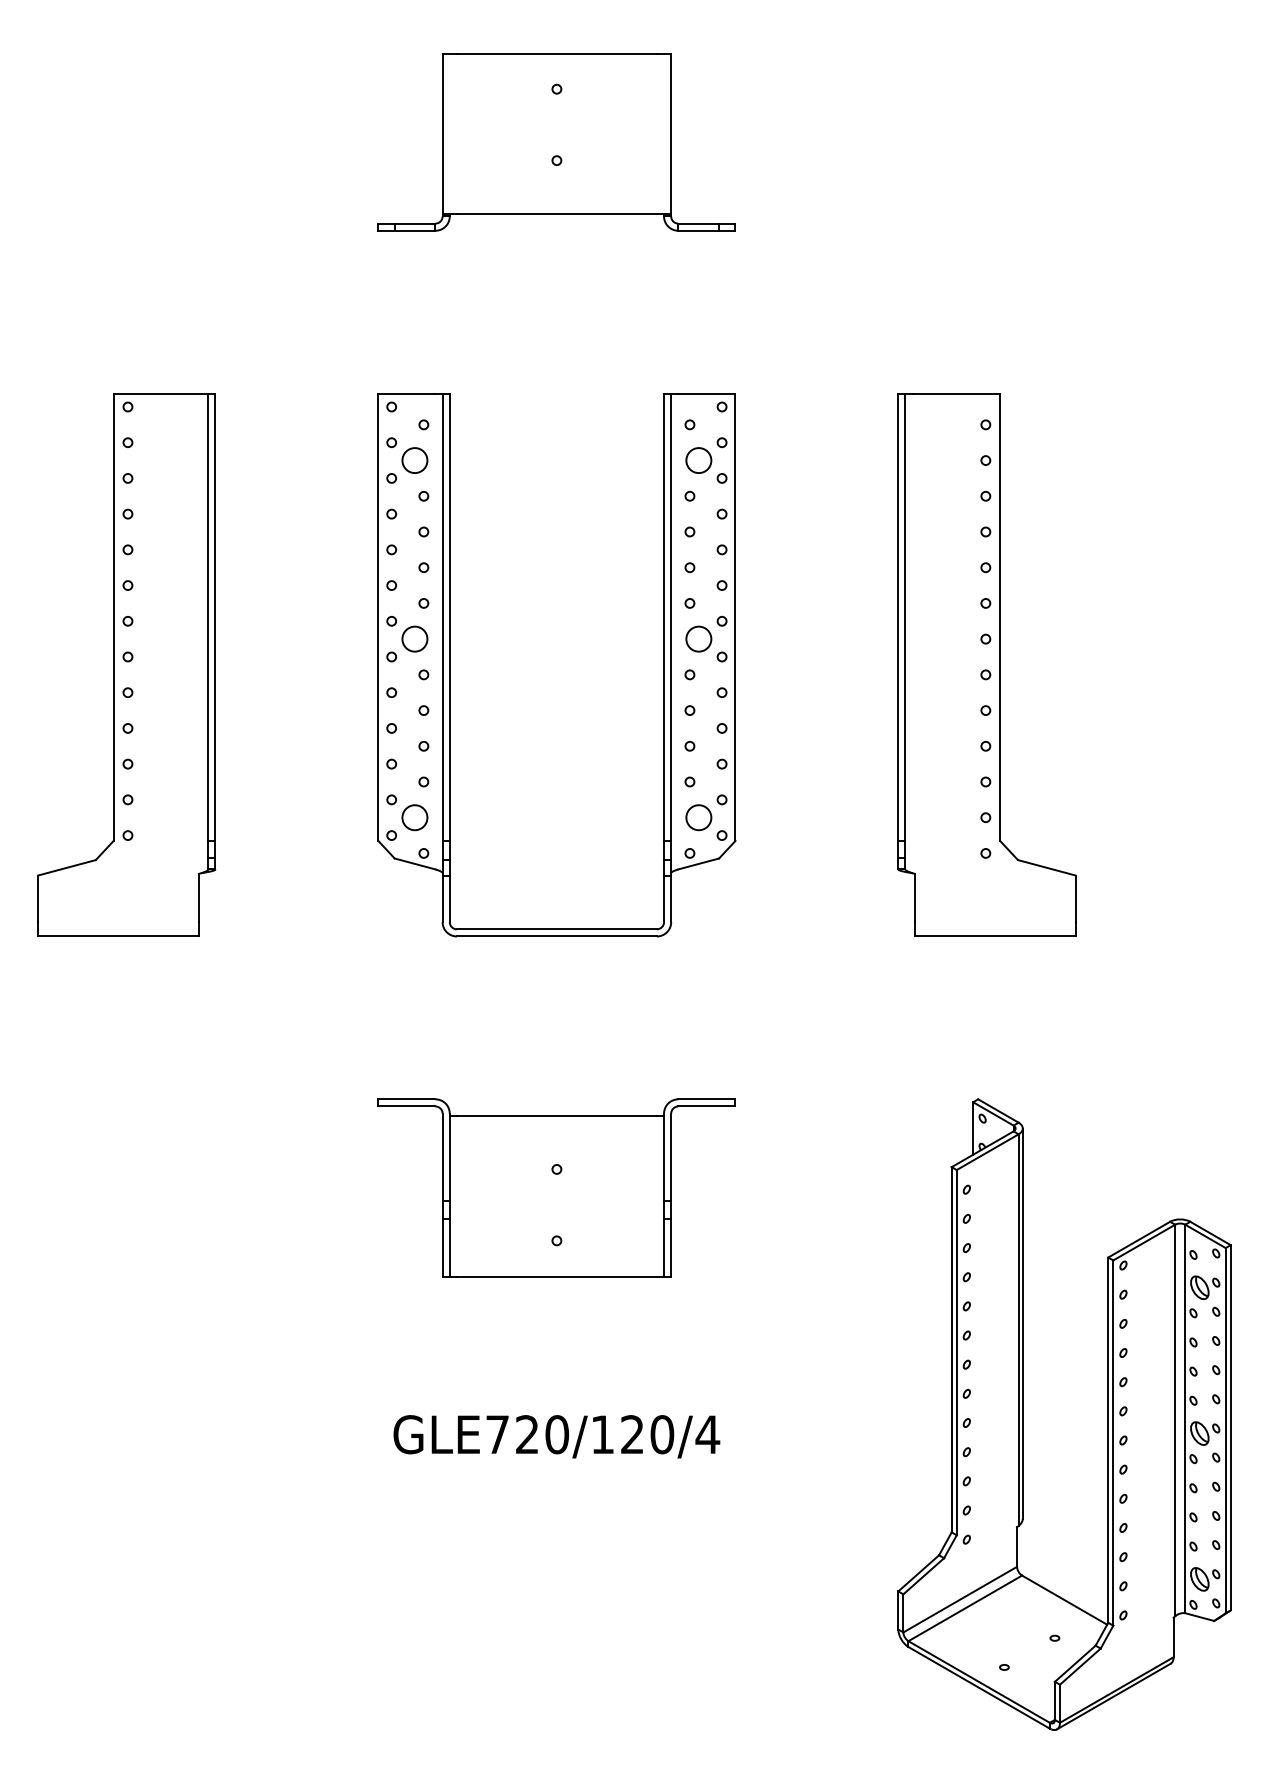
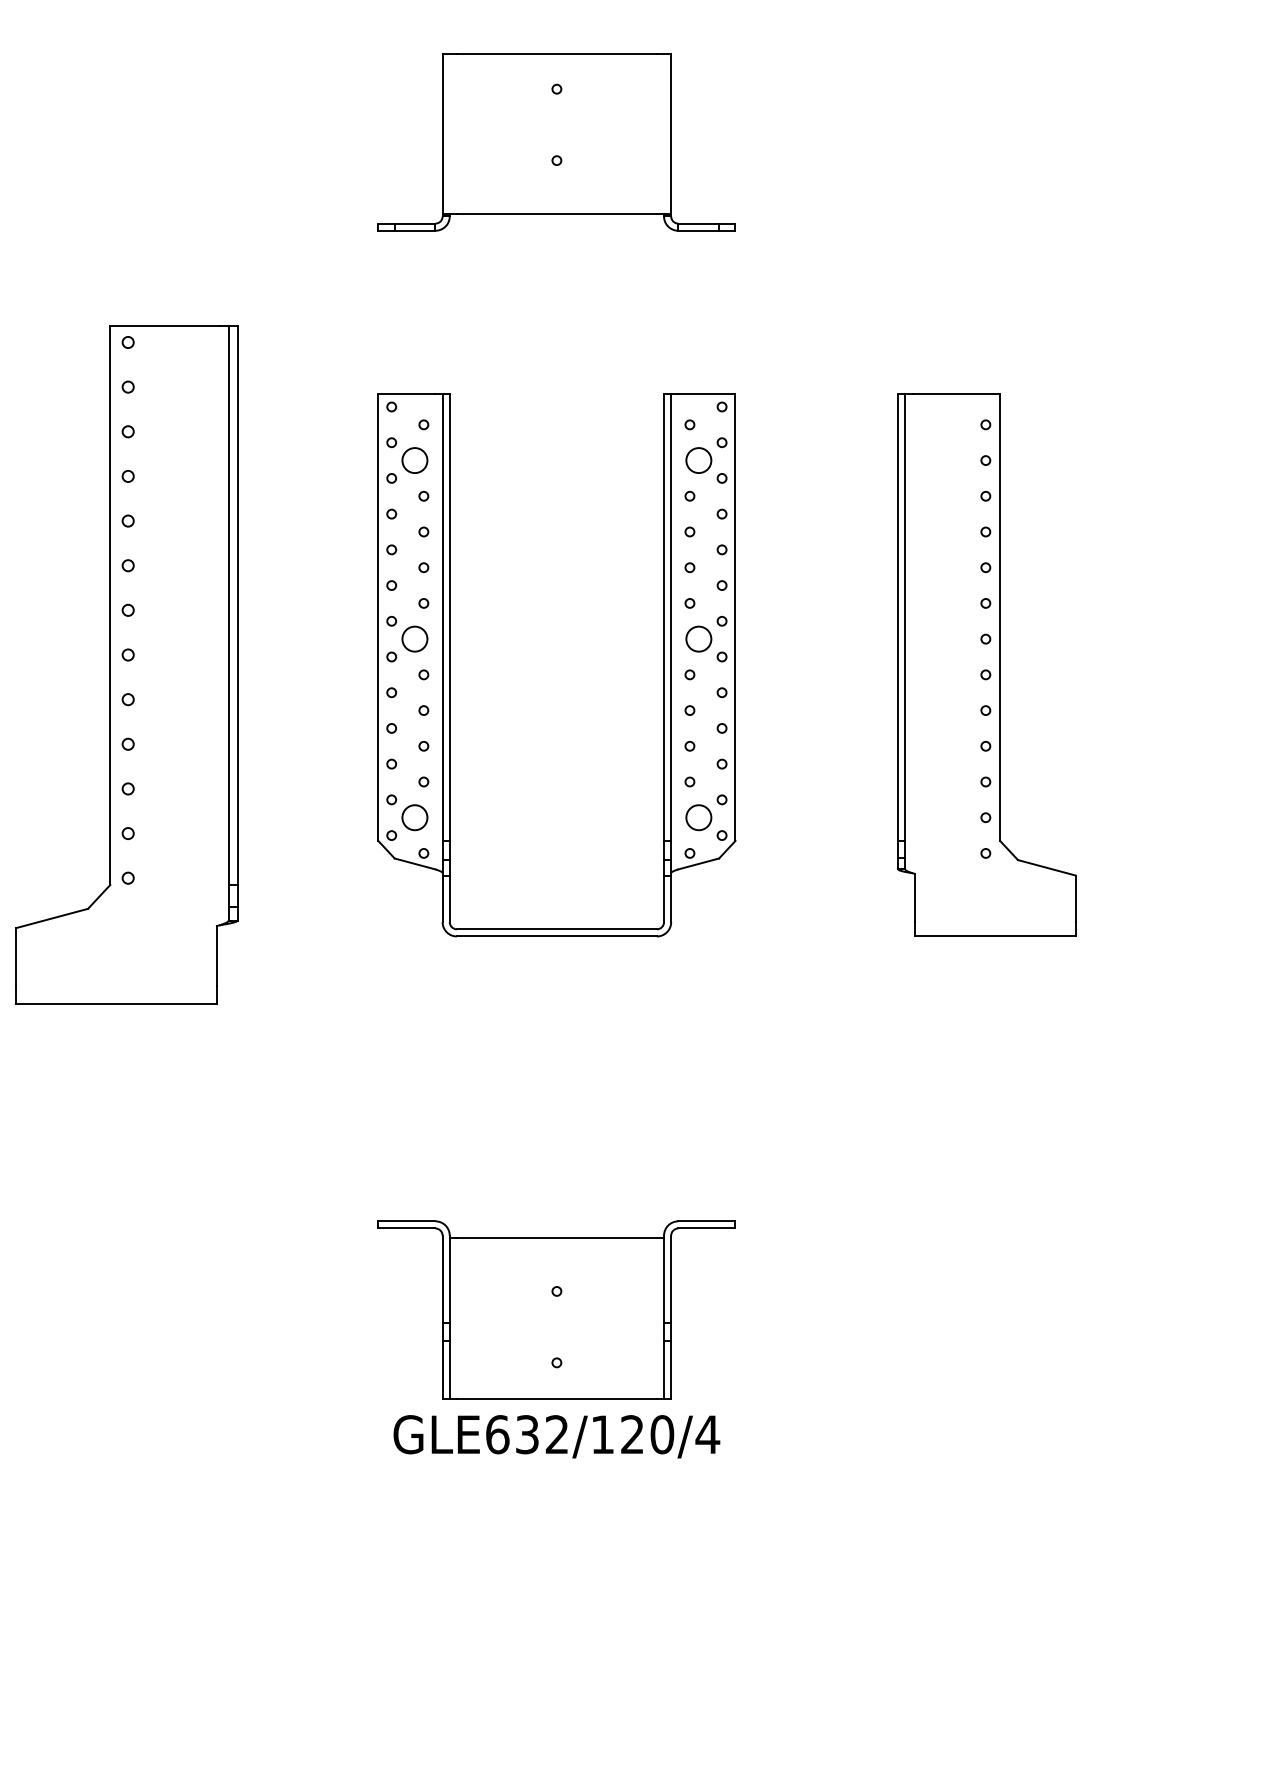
part size: 180x544 px -> 224x680 px (126, 664)
part position: (556, 1187) -> (556, 1309) (556, 1309)
part: present -> none (1023, 1414)
text: GLE720/120/4 -> GLE632/120/4 (527, 1434)
